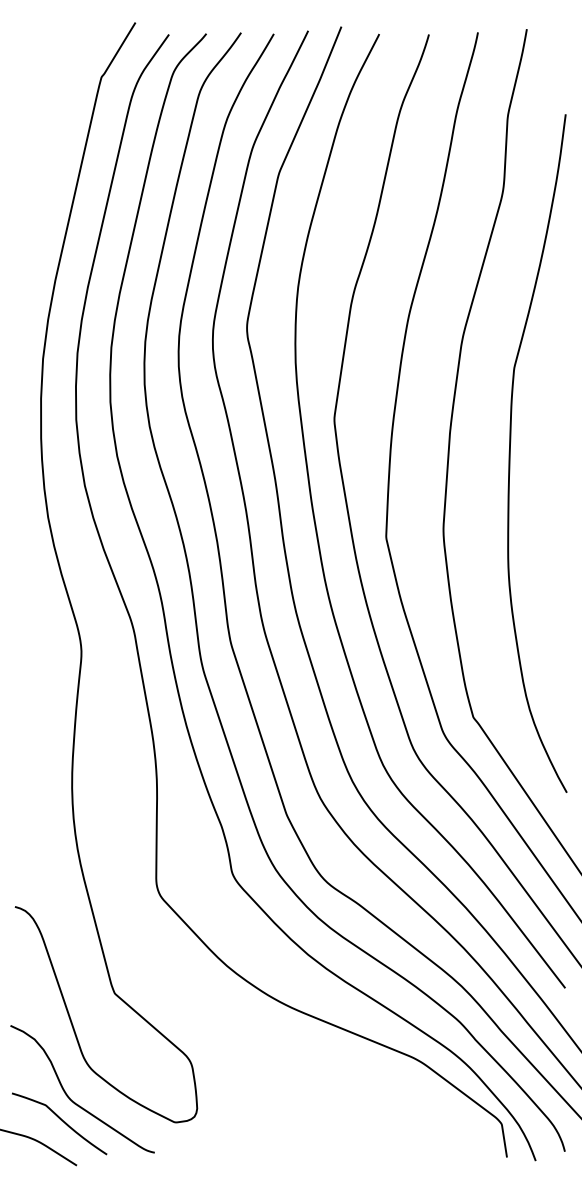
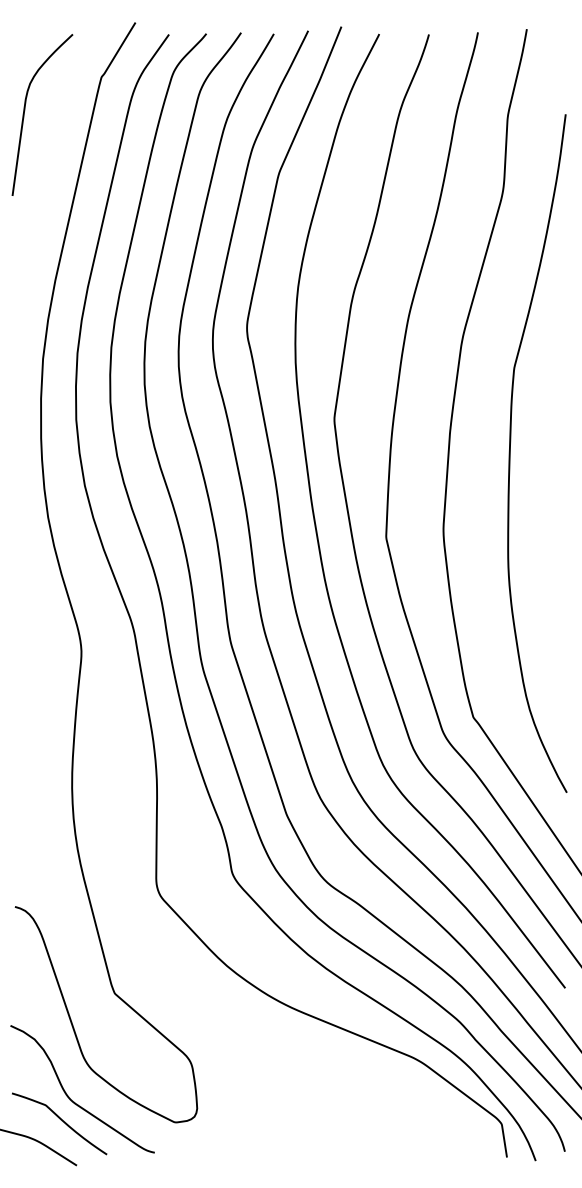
curve: none -> present (25, 110)
